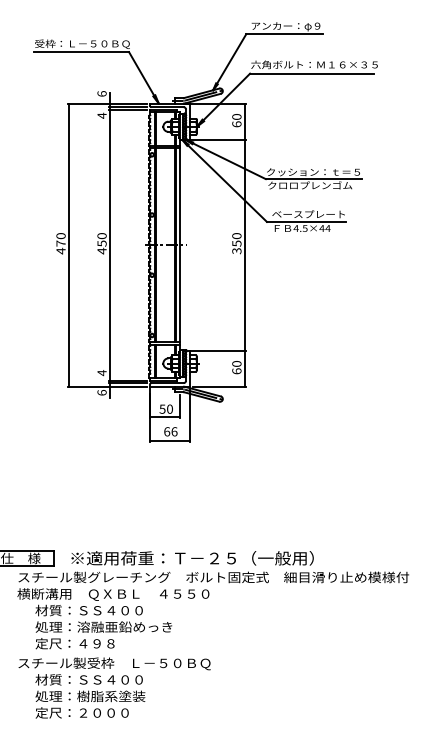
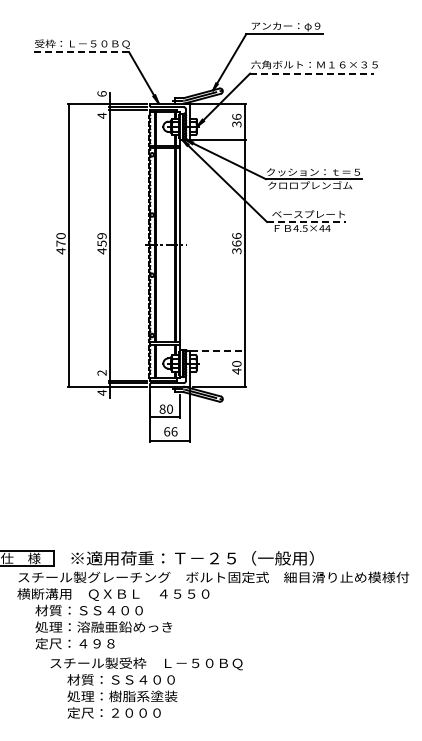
line: solid -> dashed (81, 52)
line: solid -> dashed (312, 73)
text: 60 -> 36 (236, 120)
line: solid -> dashed (306, 221)
text: 450 -> 459 (101, 236)
text: 350 -> 366 (236, 239)
line: solid -> dashed (218, 350)
text: 60 -> 40 (236, 371)
text: 4 -> 2 (101, 373)
text: 6 -> 4 (101, 392)
text: 50 -> 80 (162, 408)
text position: (114, 687) -> (146, 687) (146, 687)
